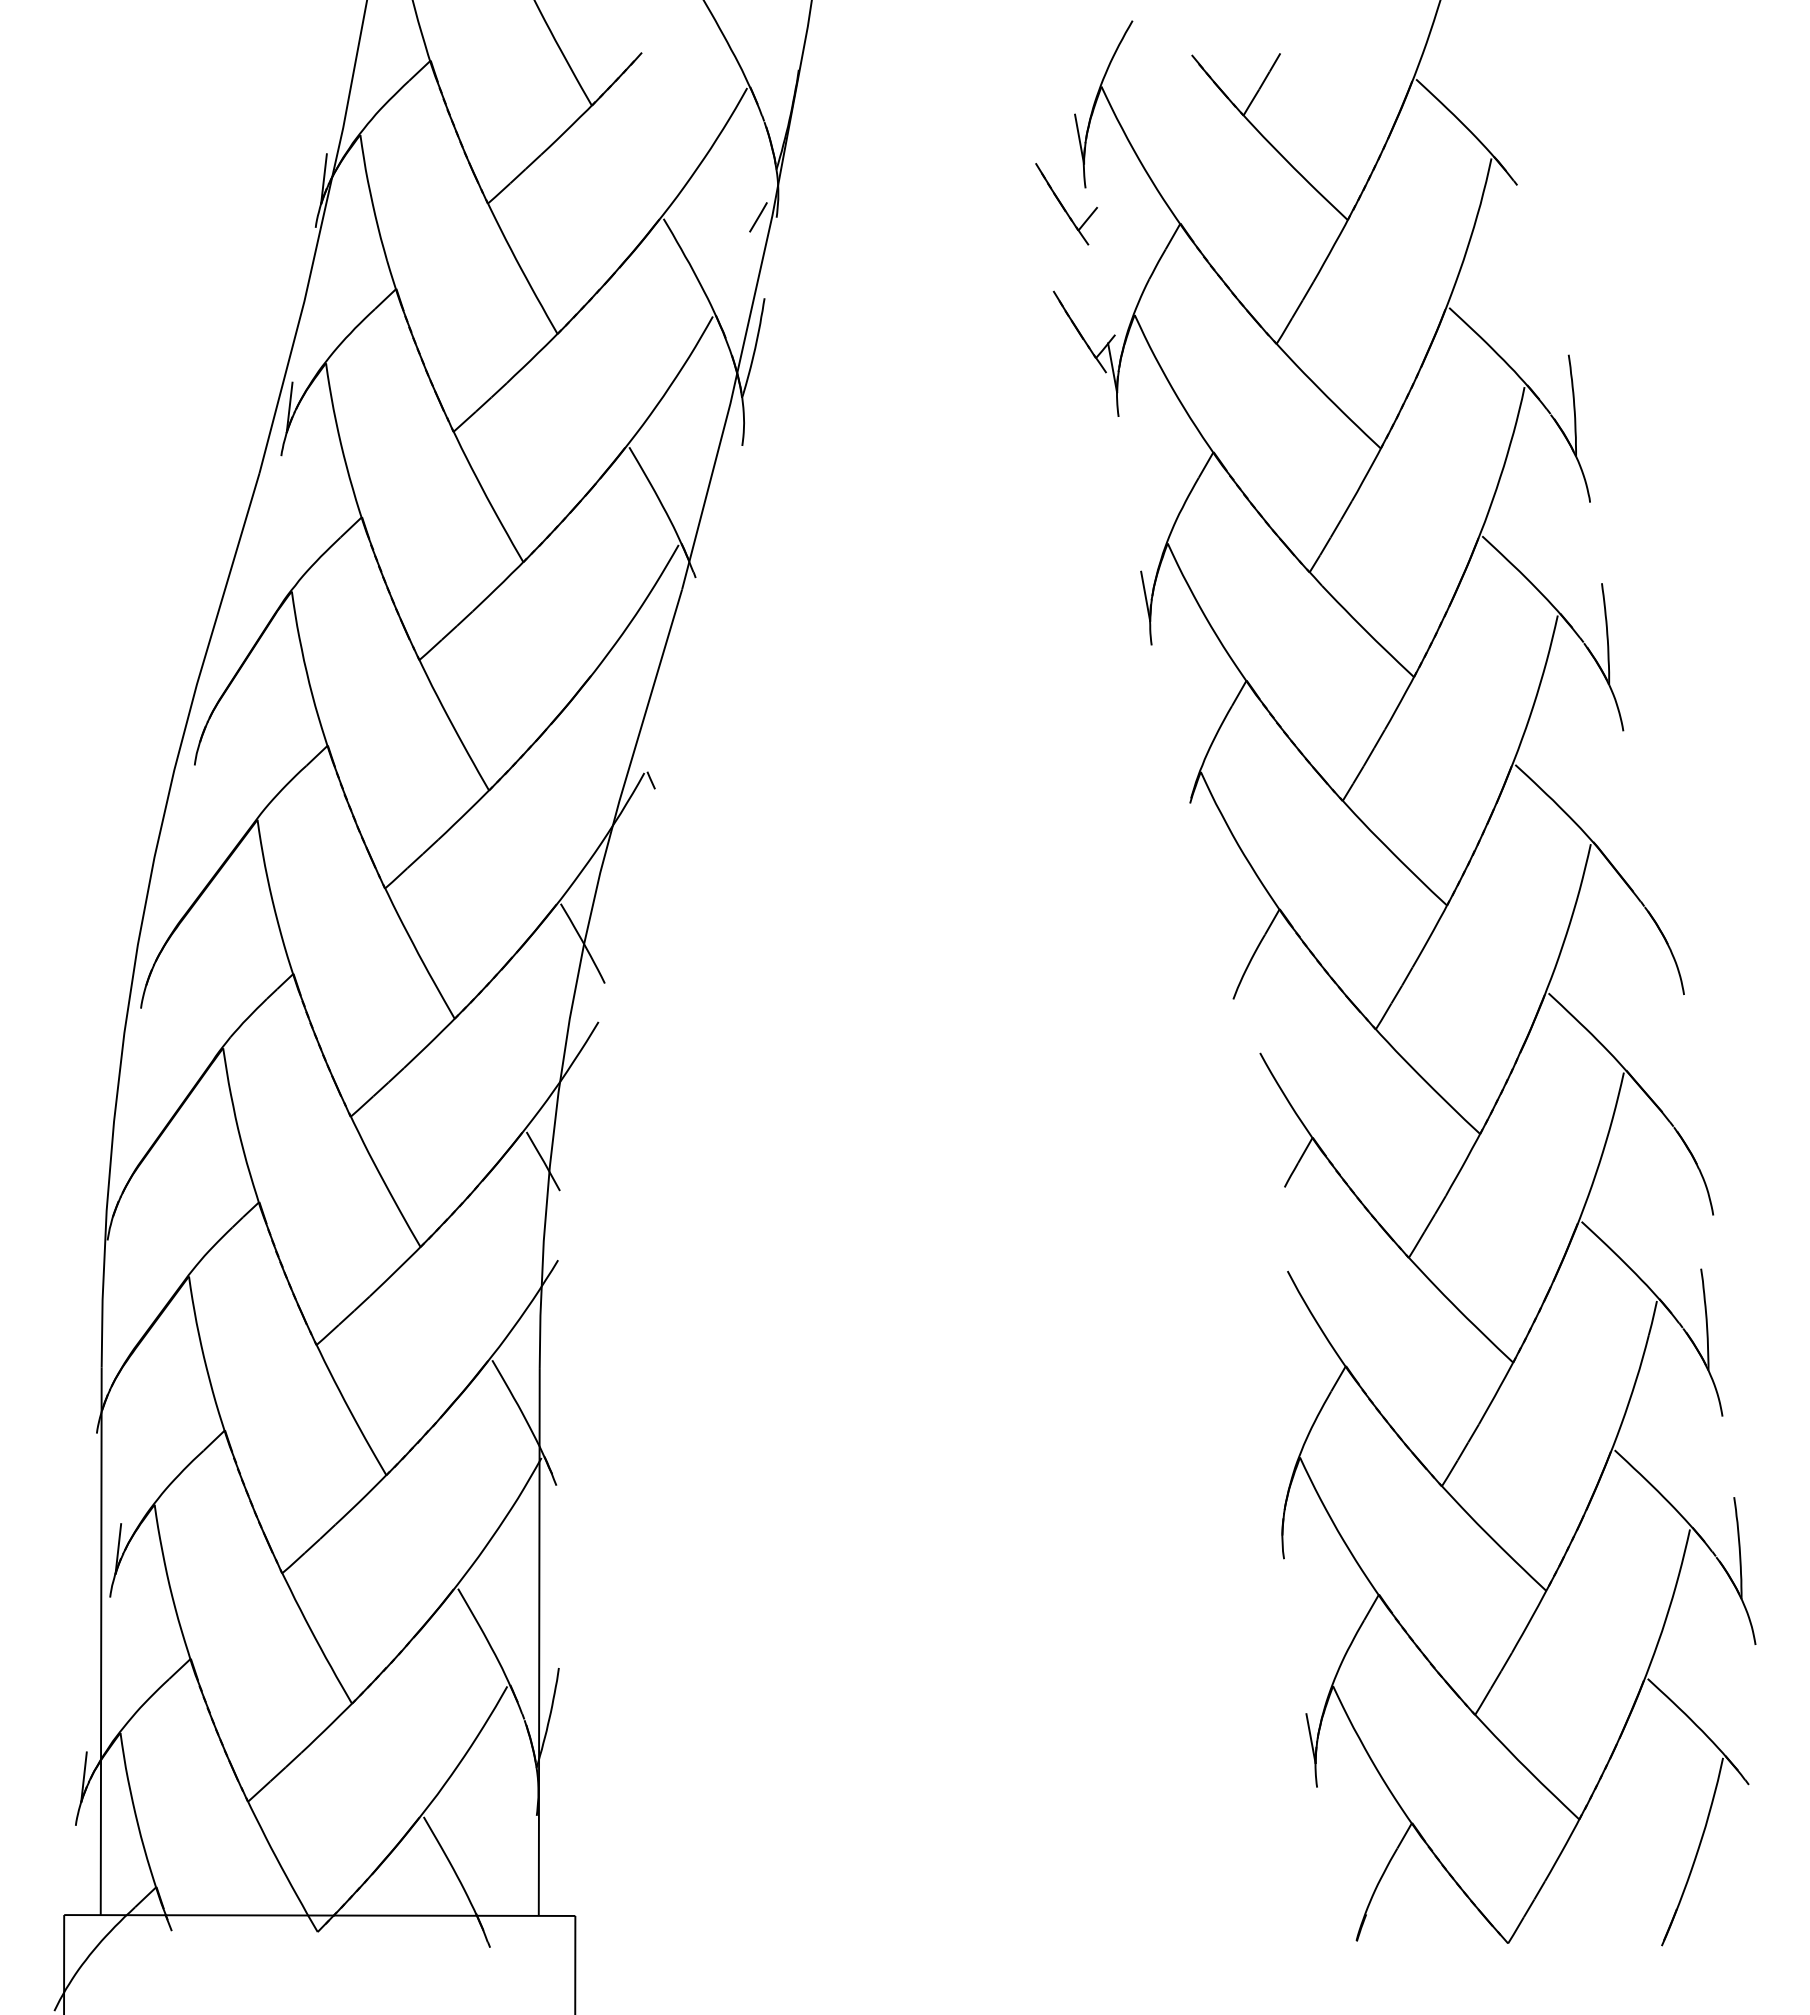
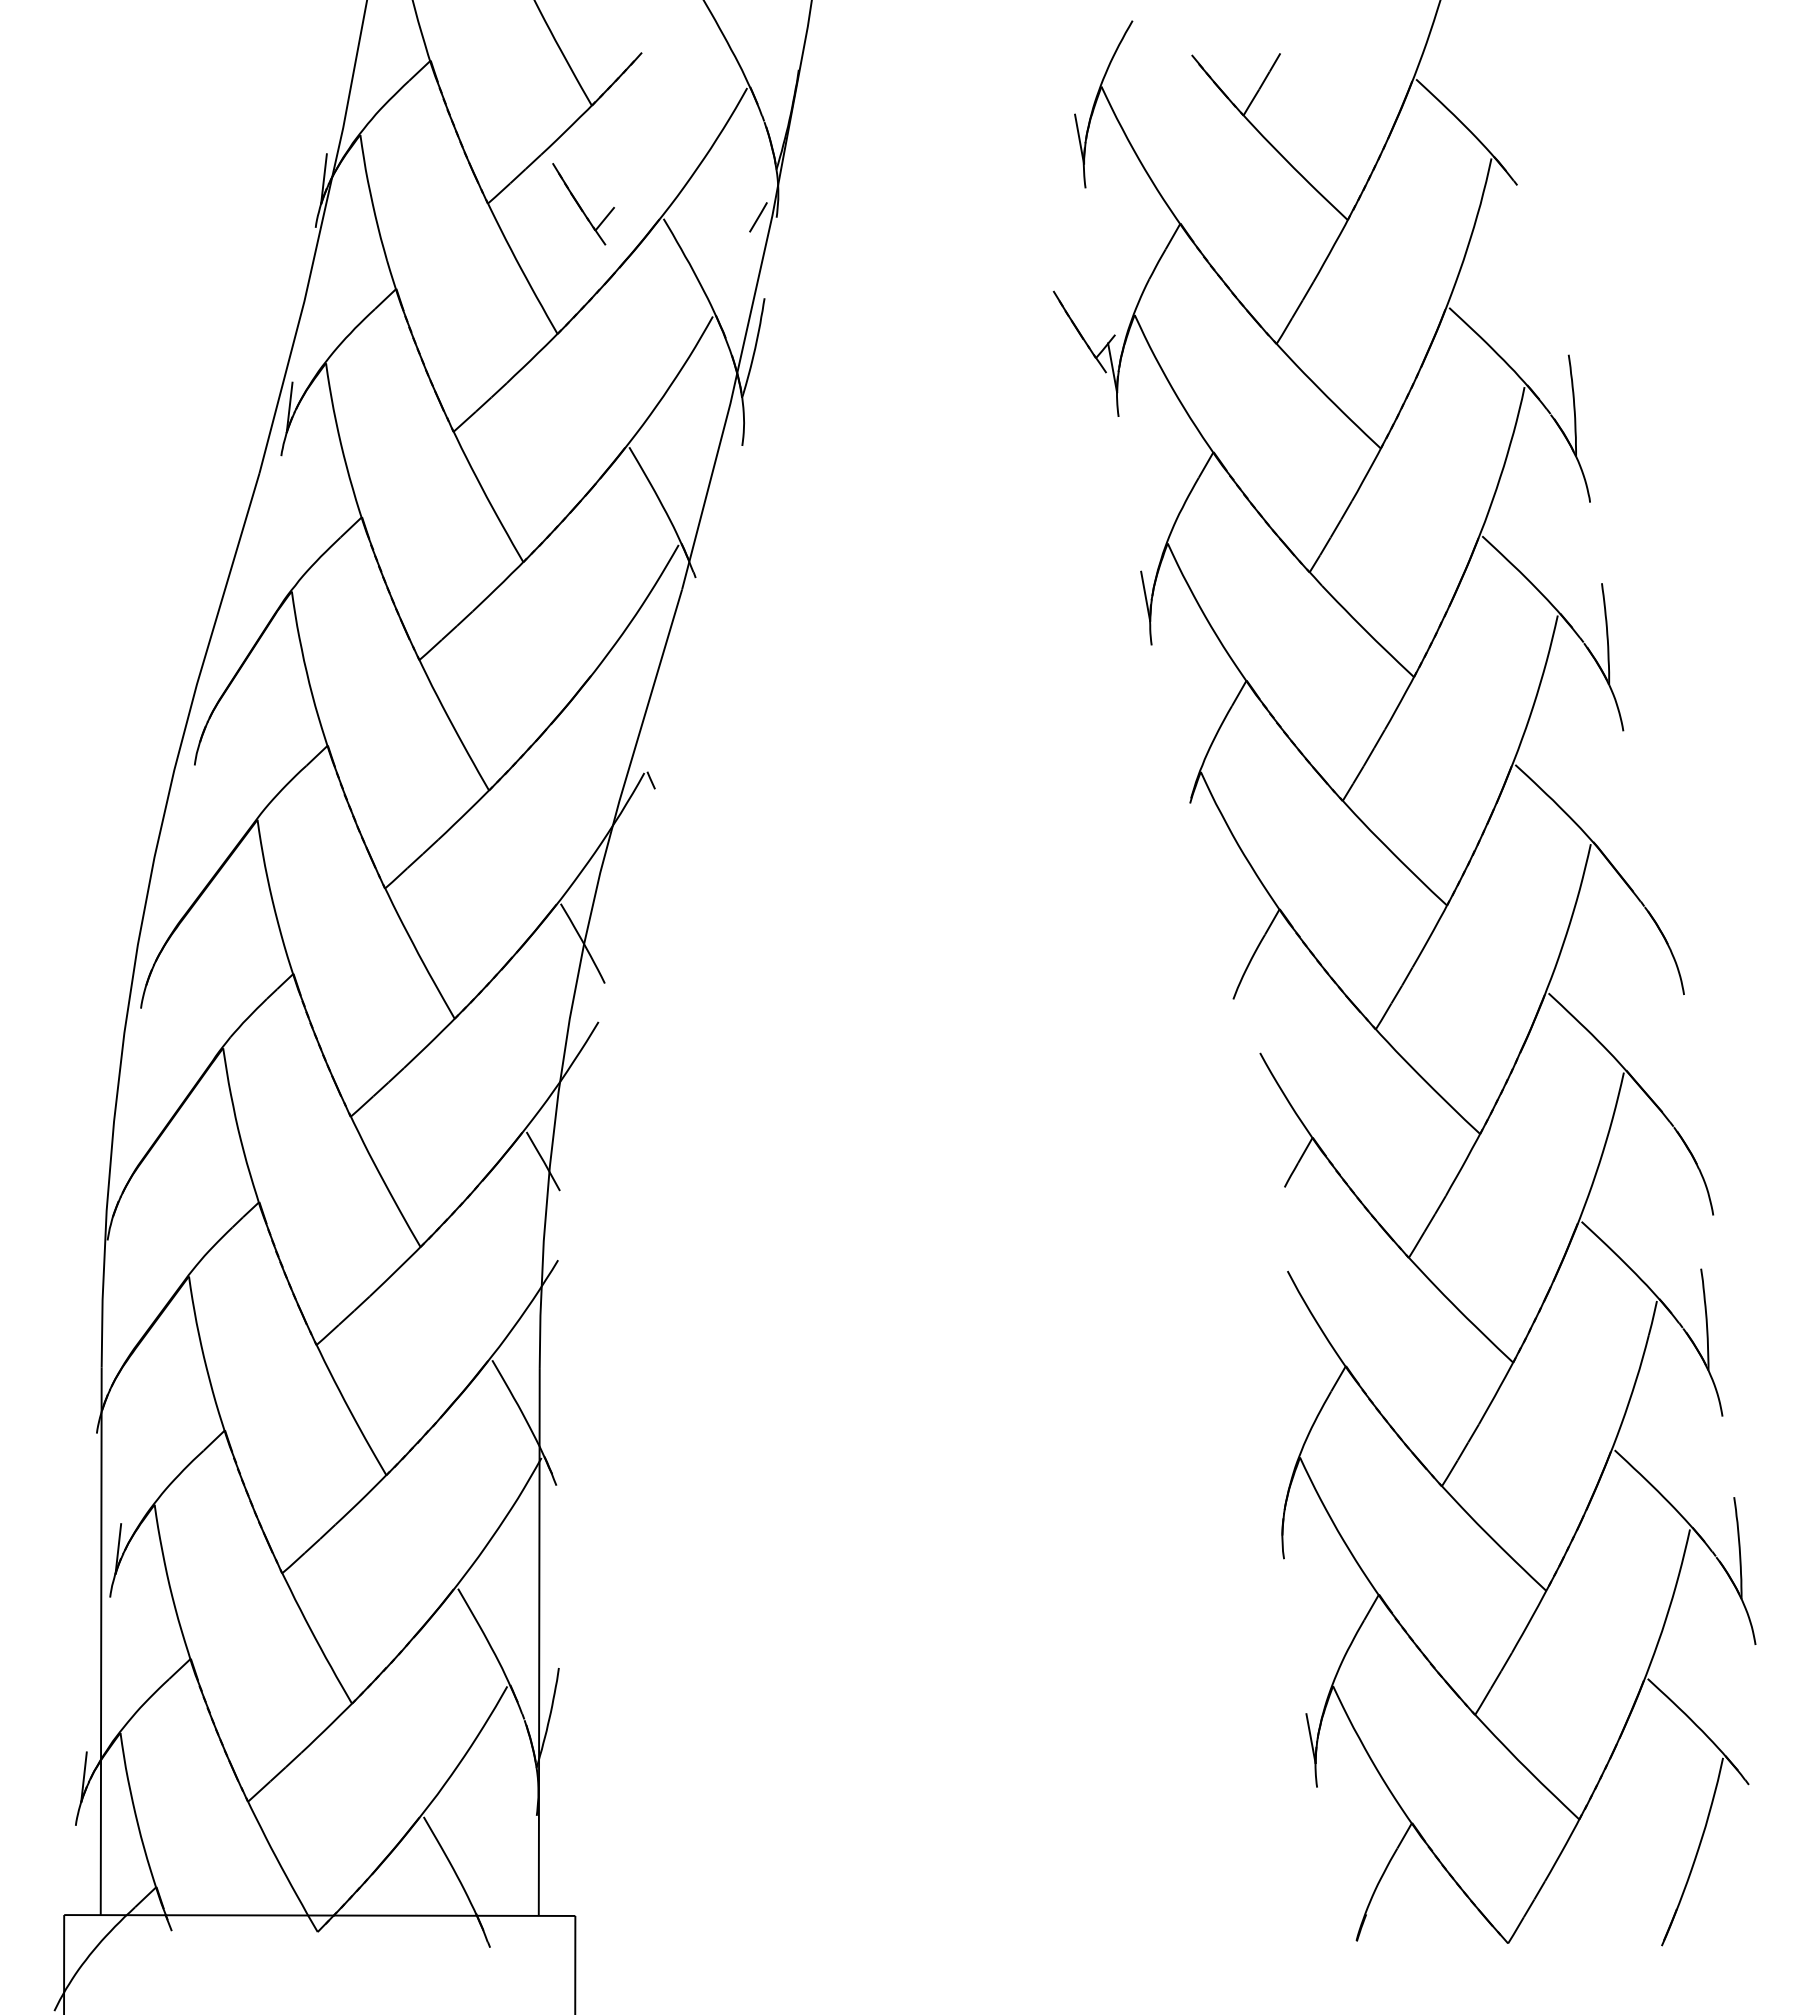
part position: (1066, 204) -> (583, 204) (583, 204)
